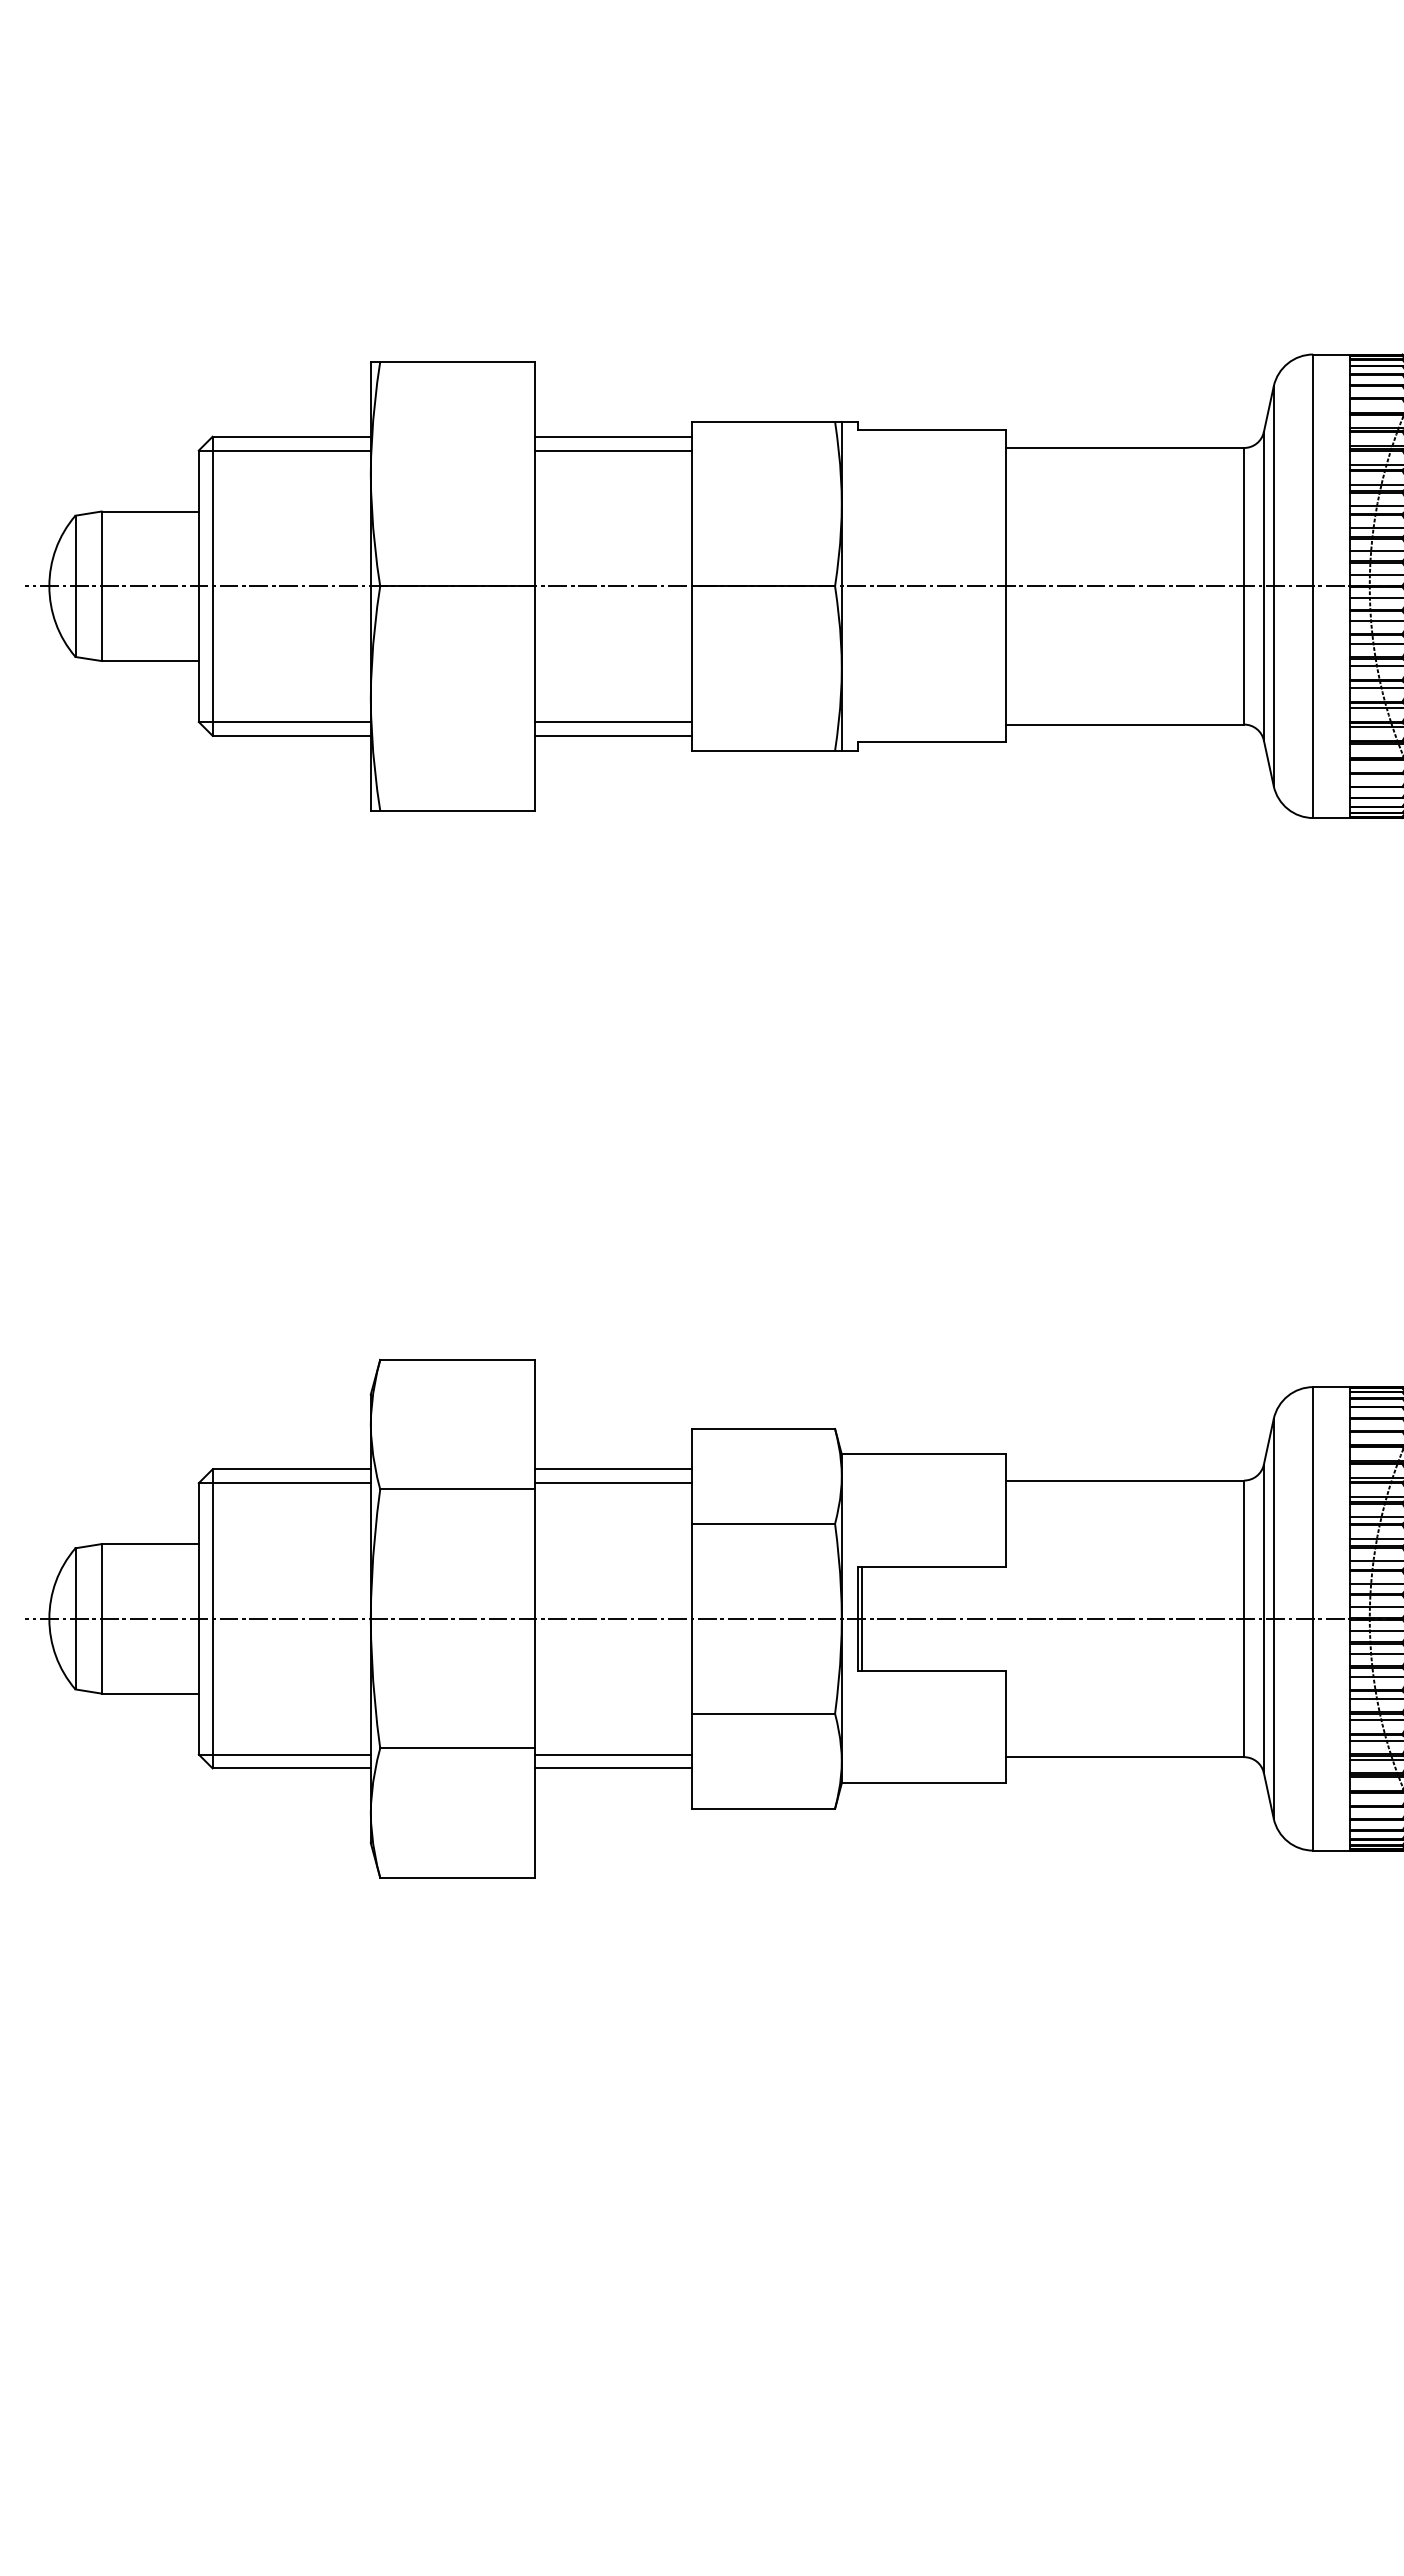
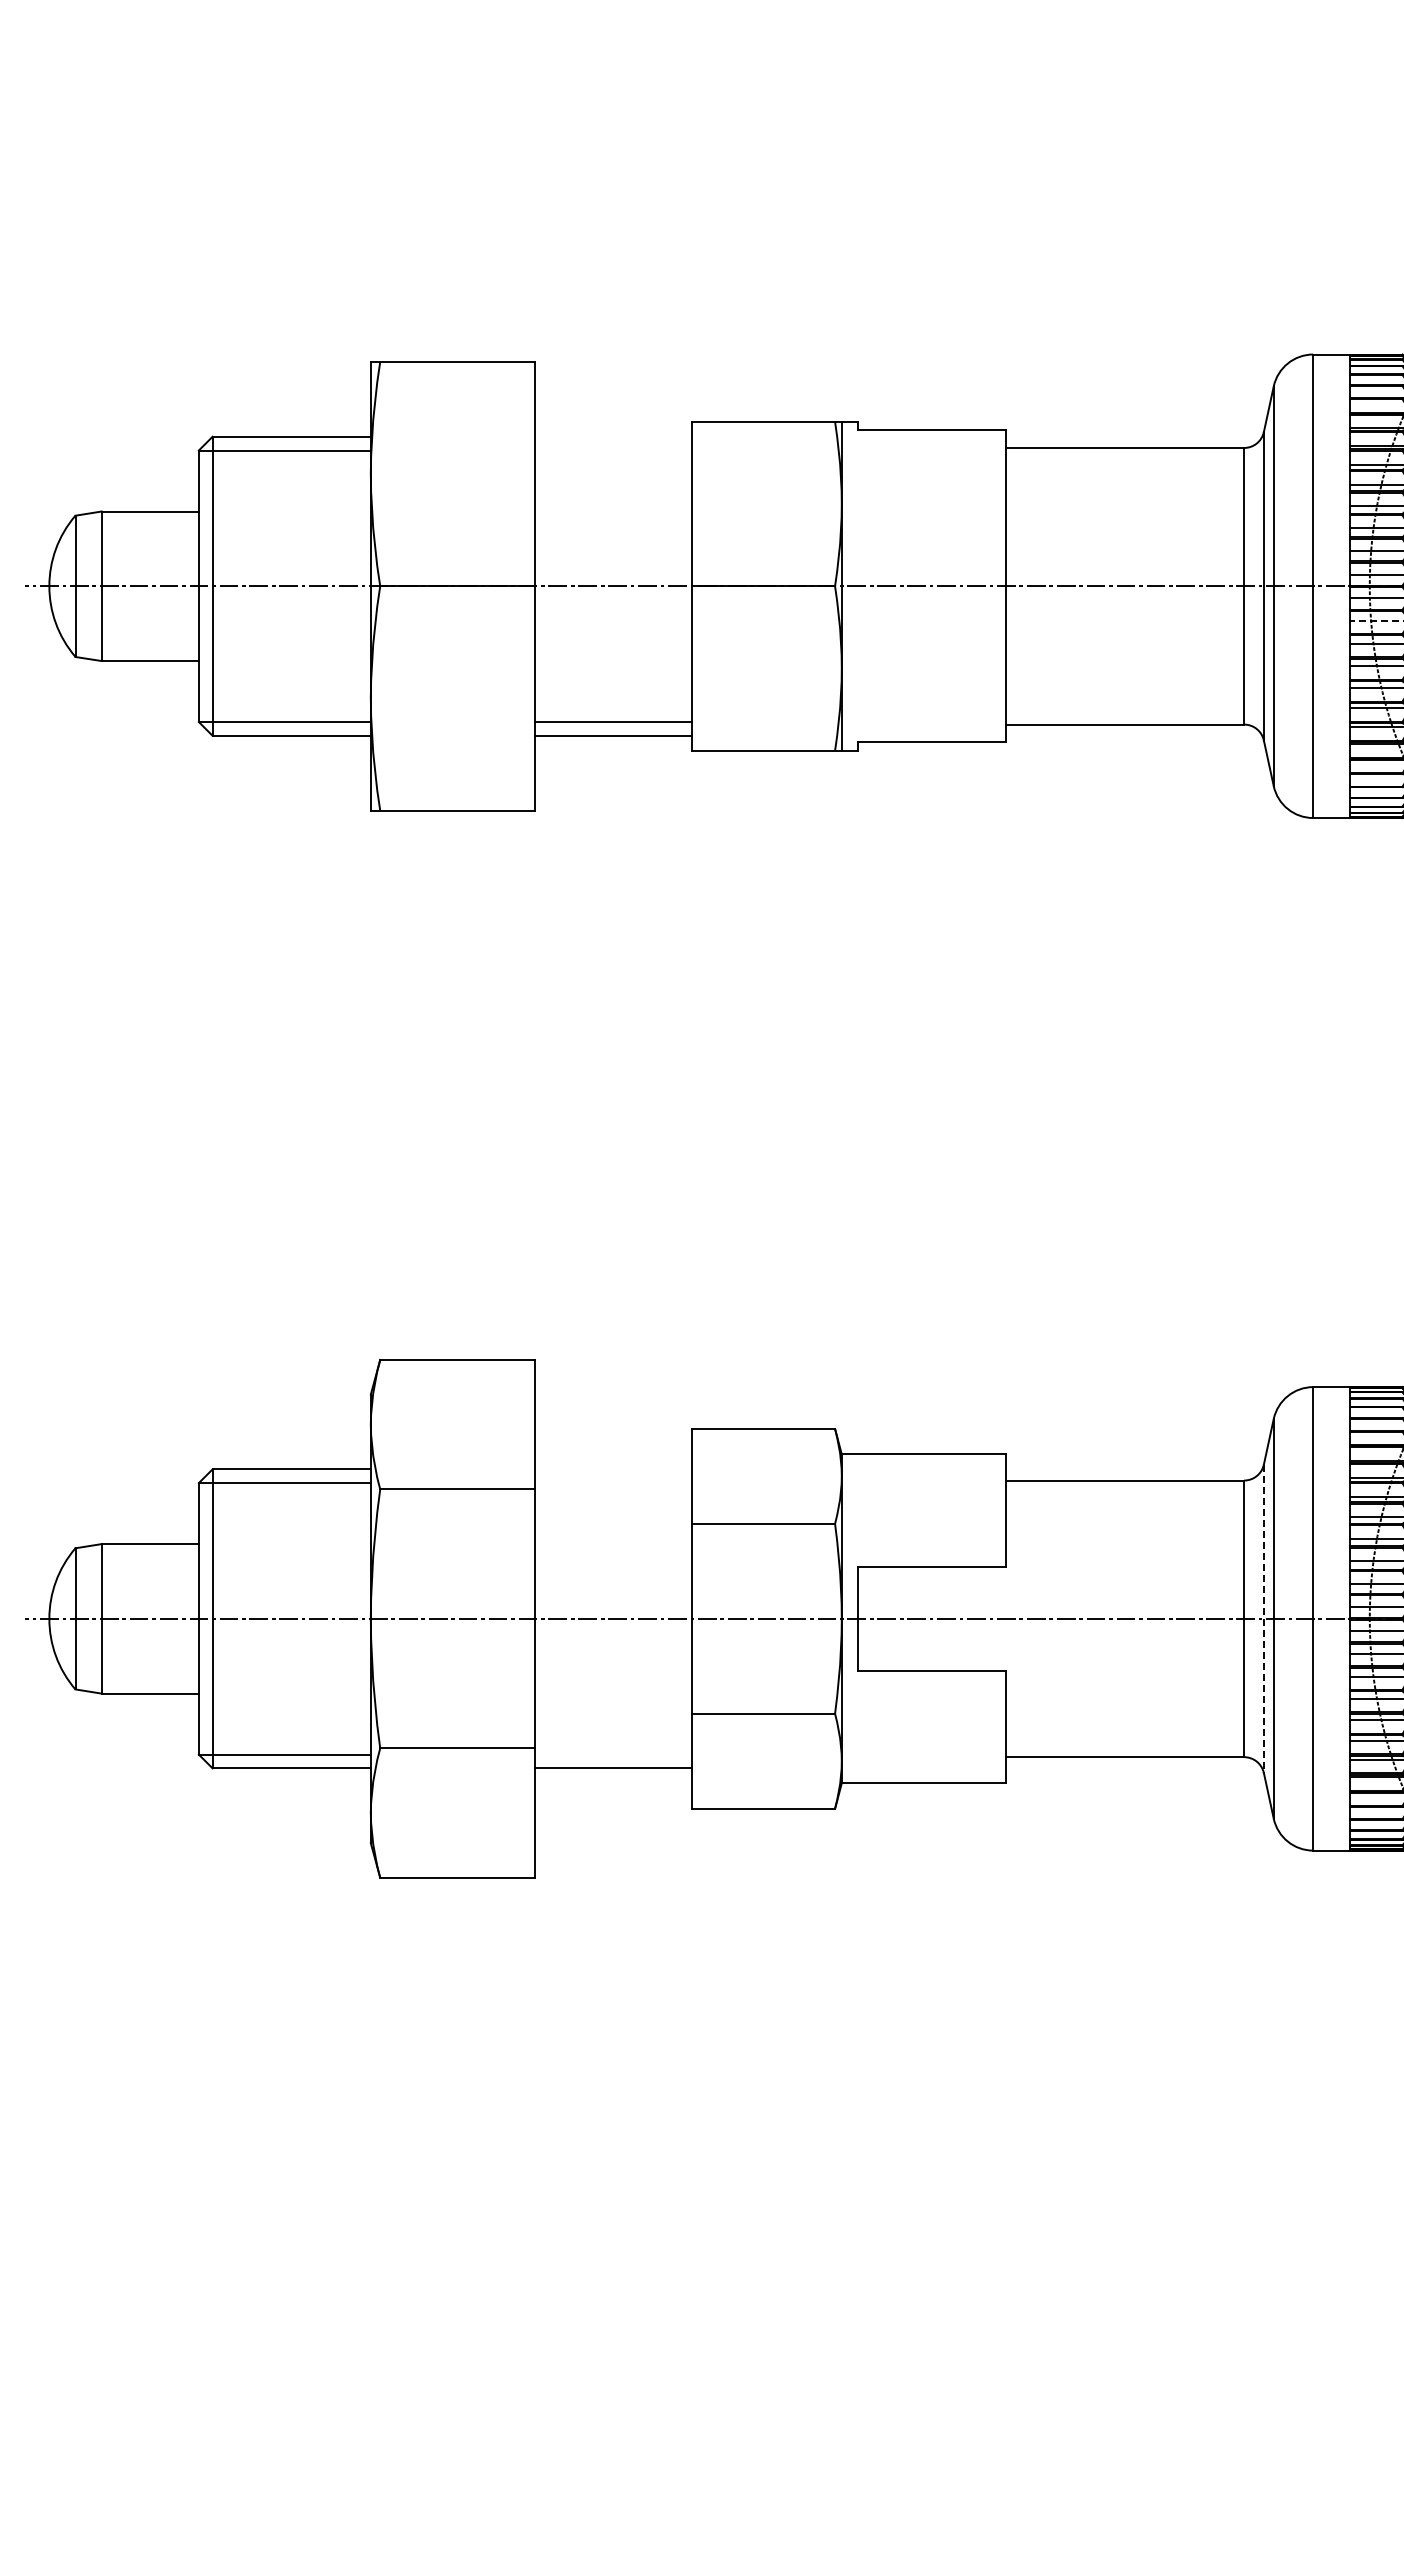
line: present -> none (613, 436)
line: present -> none (613, 450)
line: solid -> dashed (1376, 621)
line: present -> none (613, 1469)
line: present -> none (613, 1483)
line: present -> none (861, 1618)
line: solid -> dashed (1263, 1619)
line: present -> none (613, 1754)
